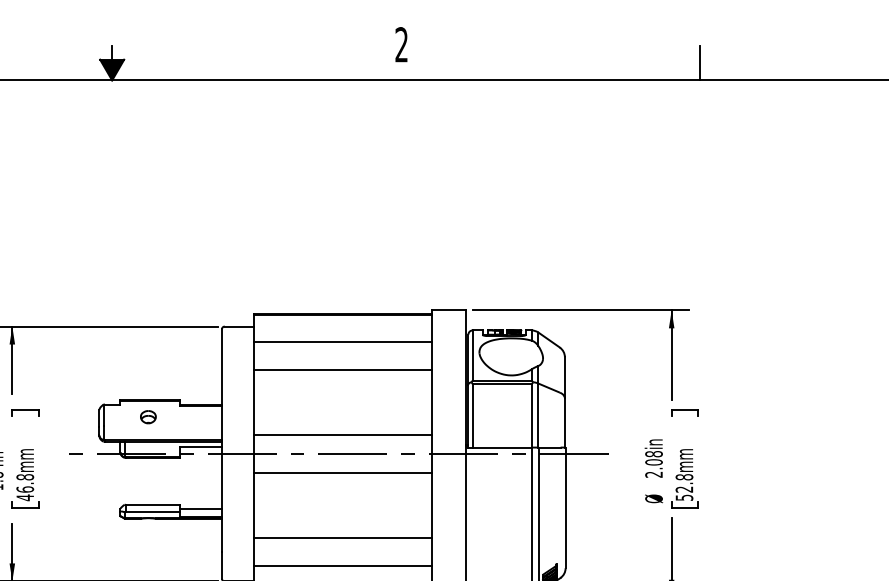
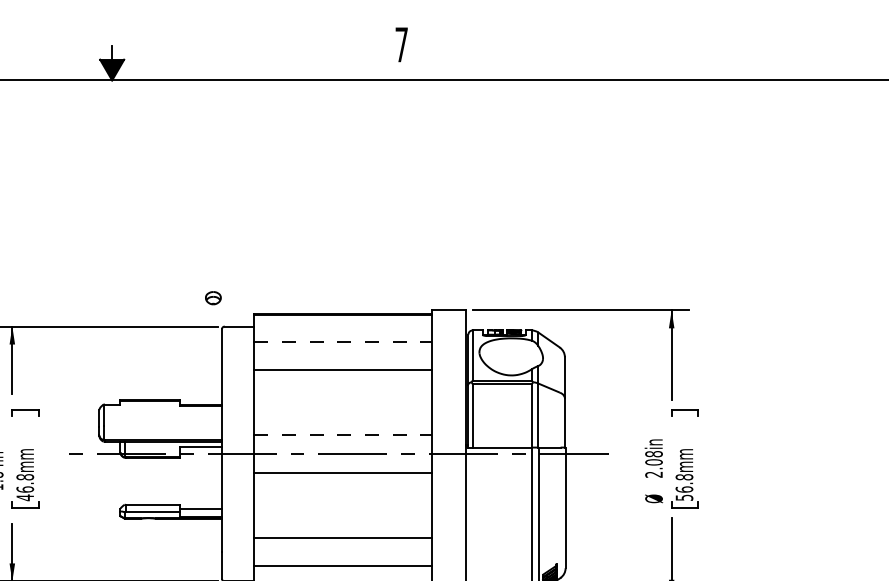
text: 2 -> 7 (401, 44)
line: present -> none (699, 62)
line: solid -> dashed (343, 342)
part position: (148, 417) -> (213, 298) (213, 298)
line: solid -> dashed (343, 434)
text: 52.8mm -> 56.8mm (684, 489)
